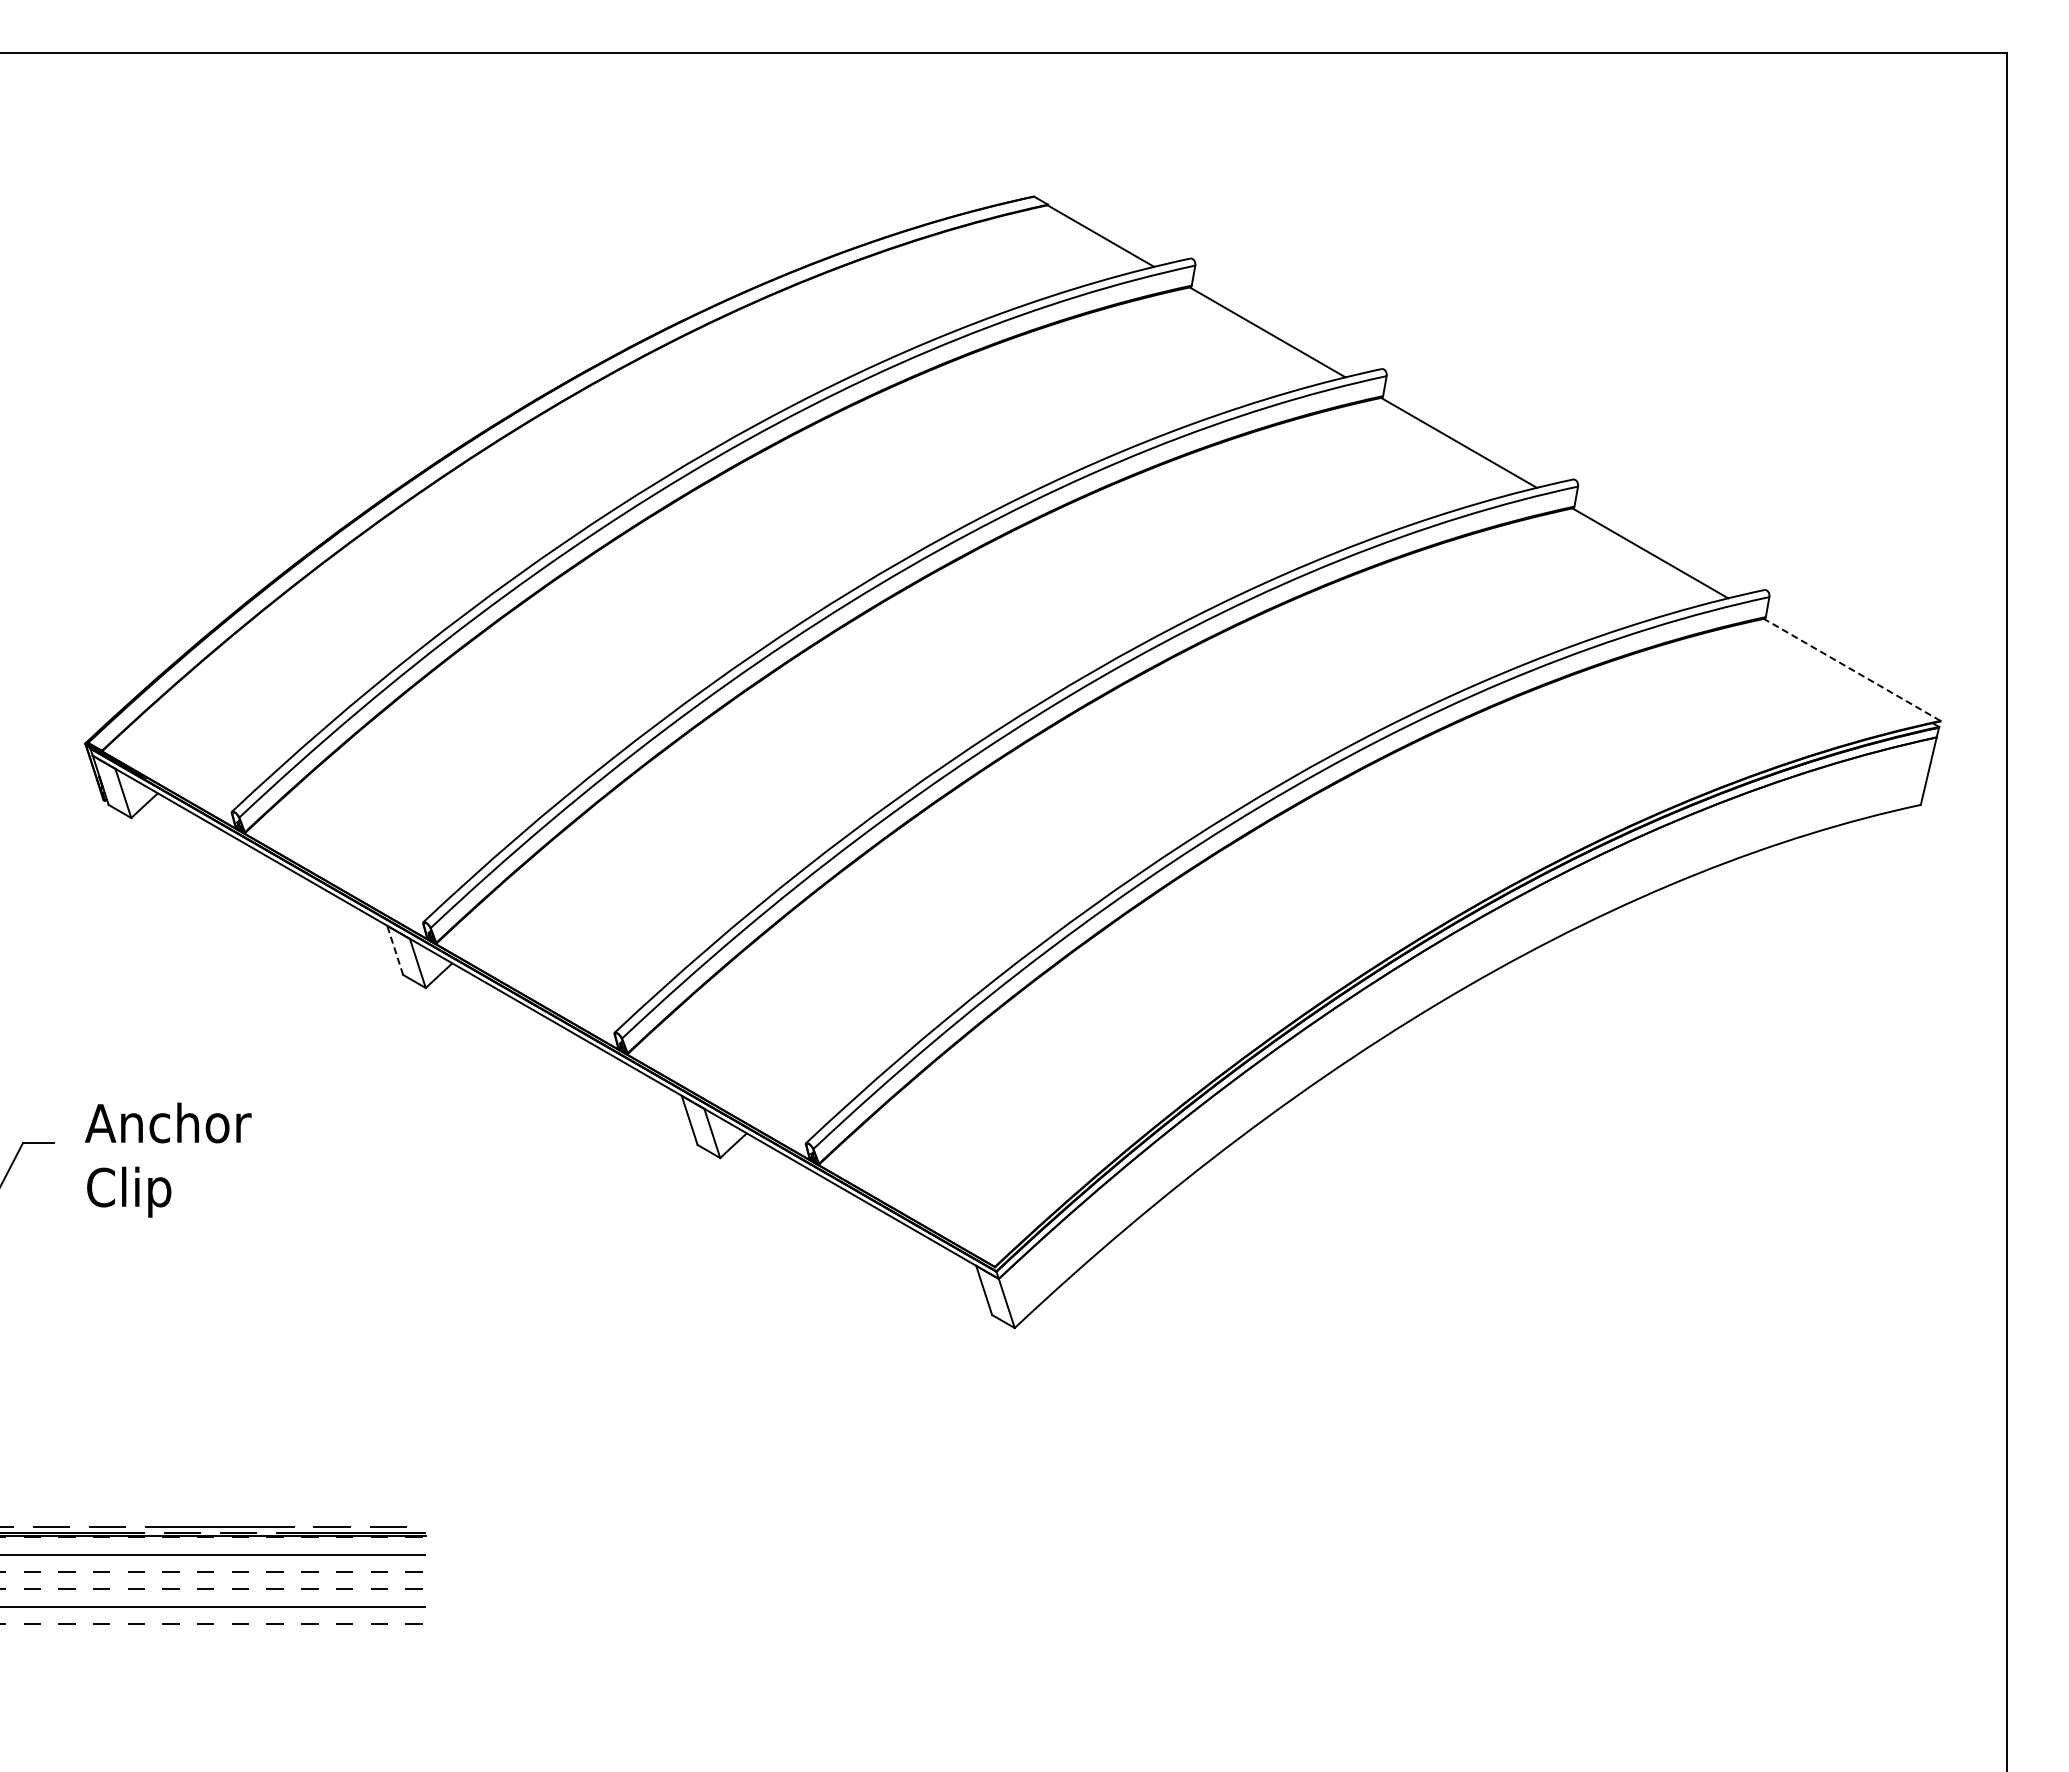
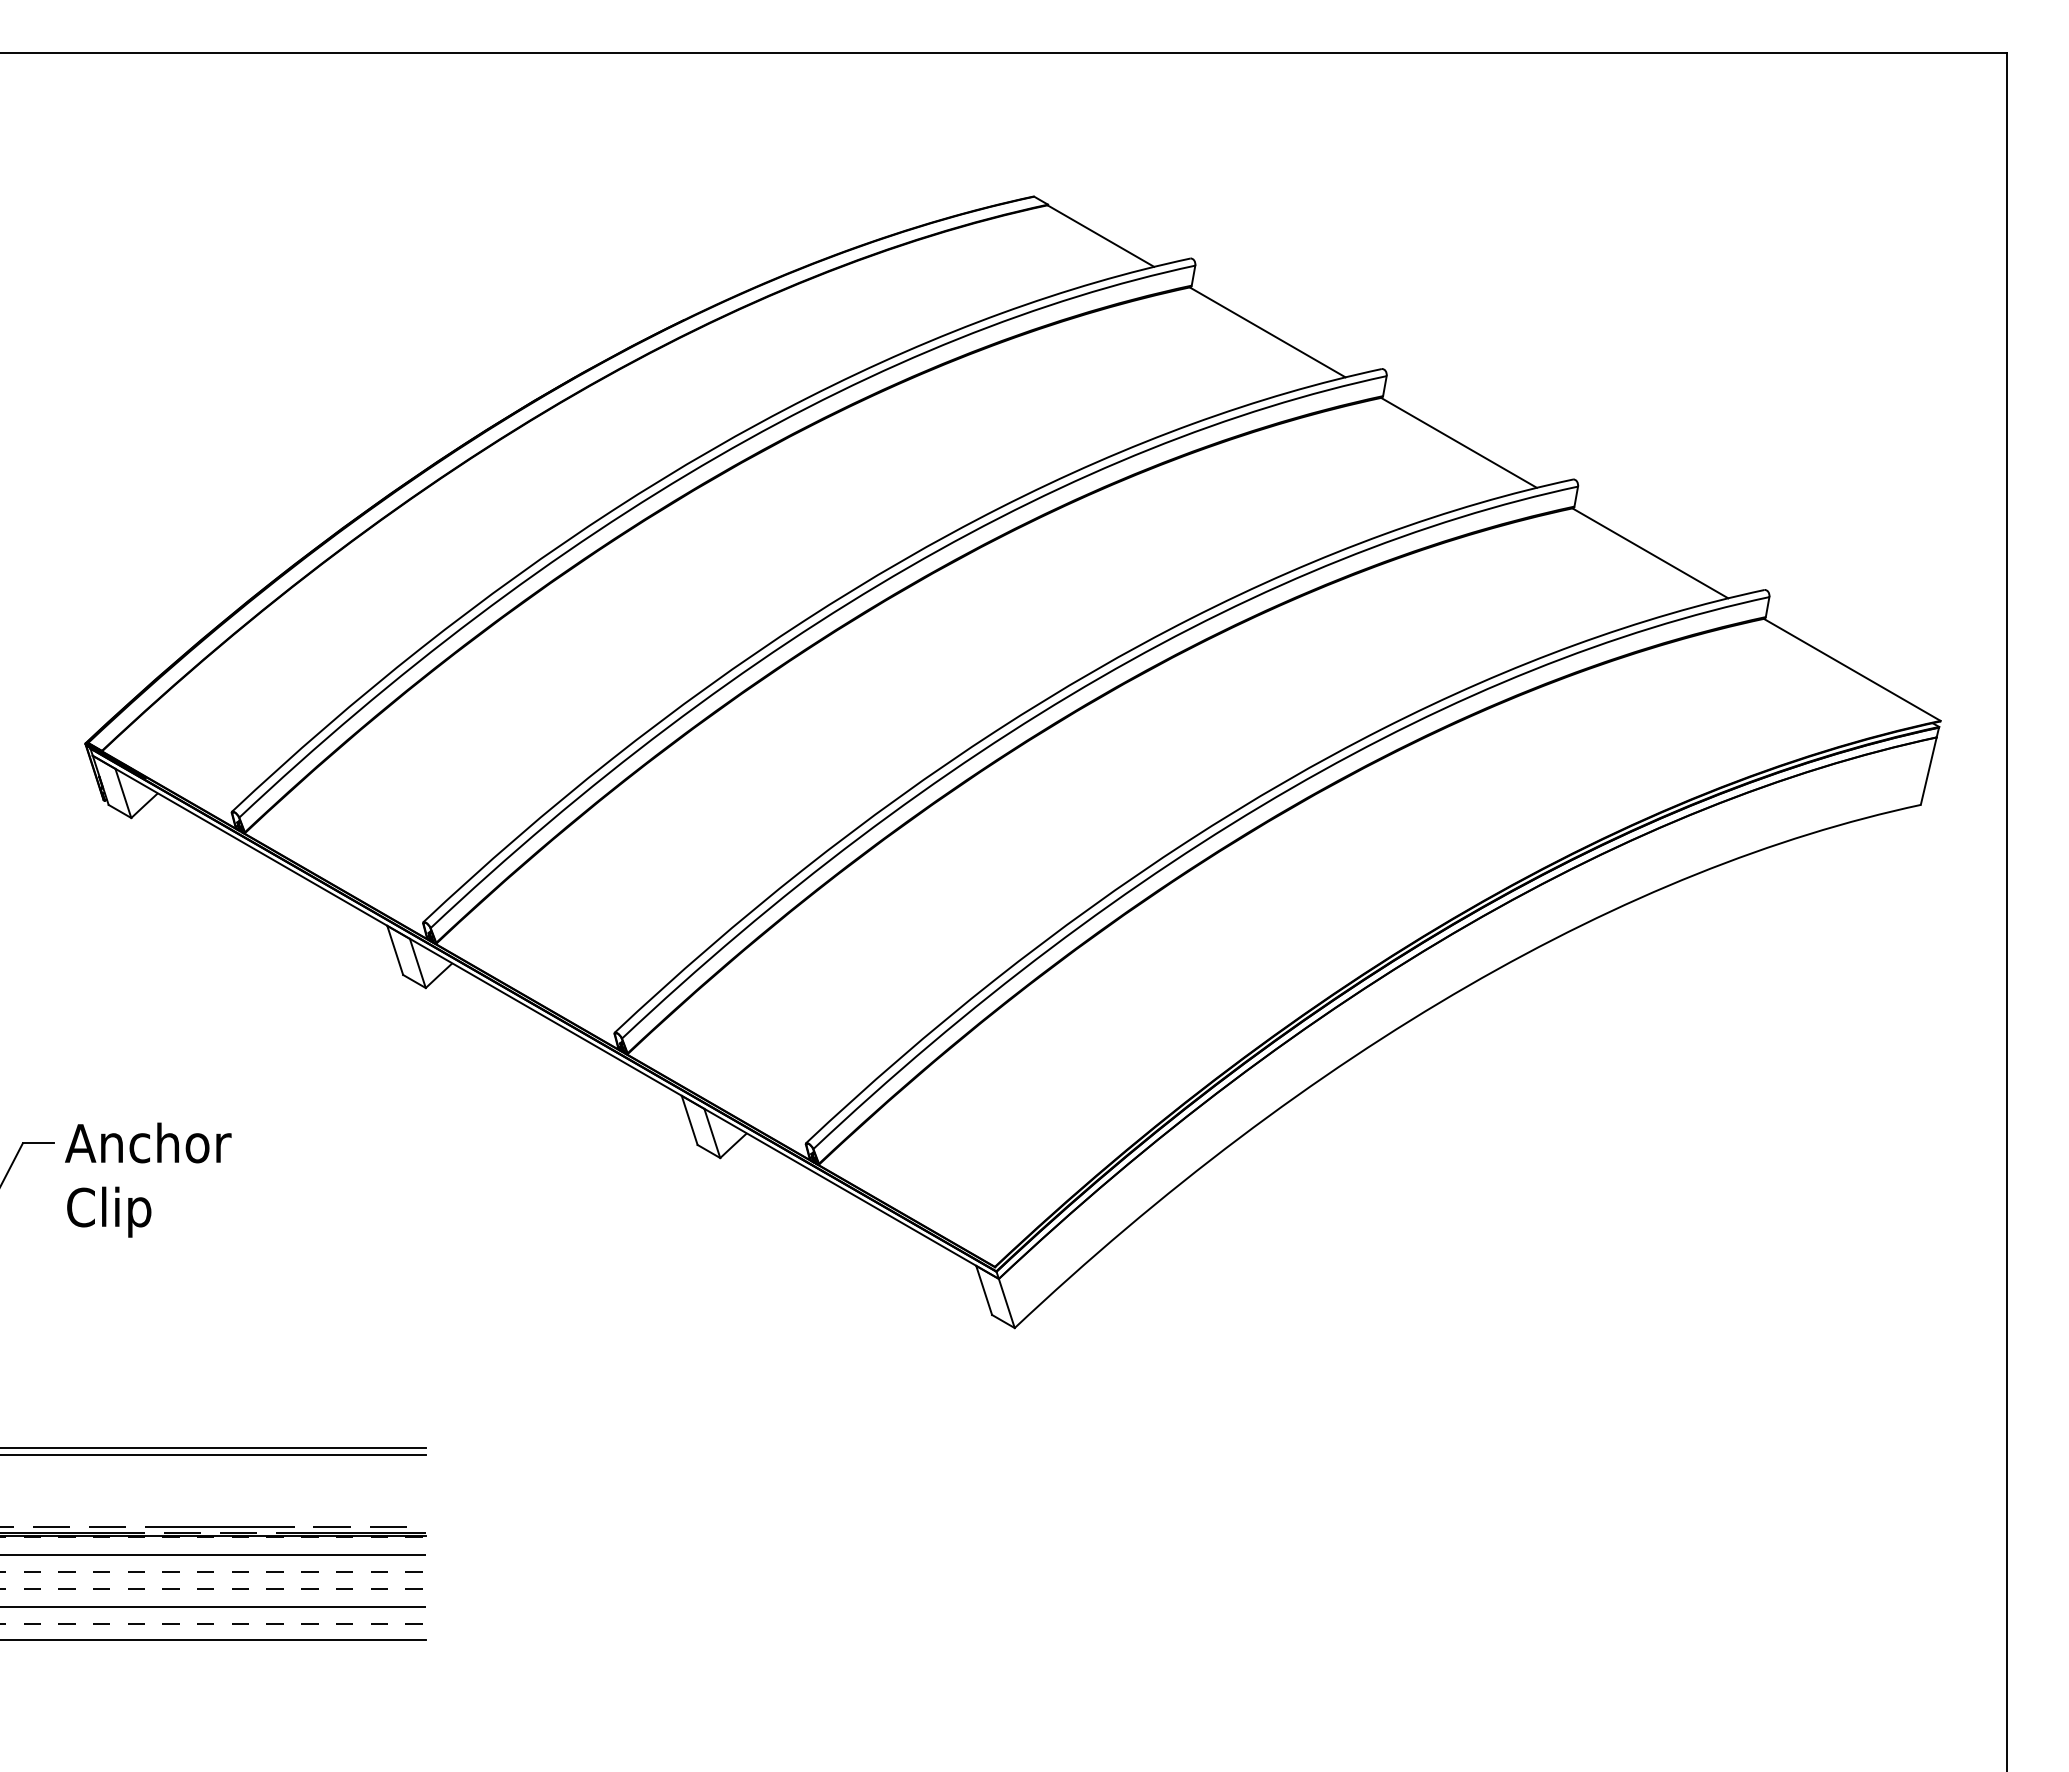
line: dashed -> solid (1851, 669)
line: dashed -> solid (395, 950)
text position: (168, 1159) -> (148, 1179) (148, 1179)
line: none -> present (213, 1448)
line: none -> present (213, 1454)
line: none -> present (213, 1640)
